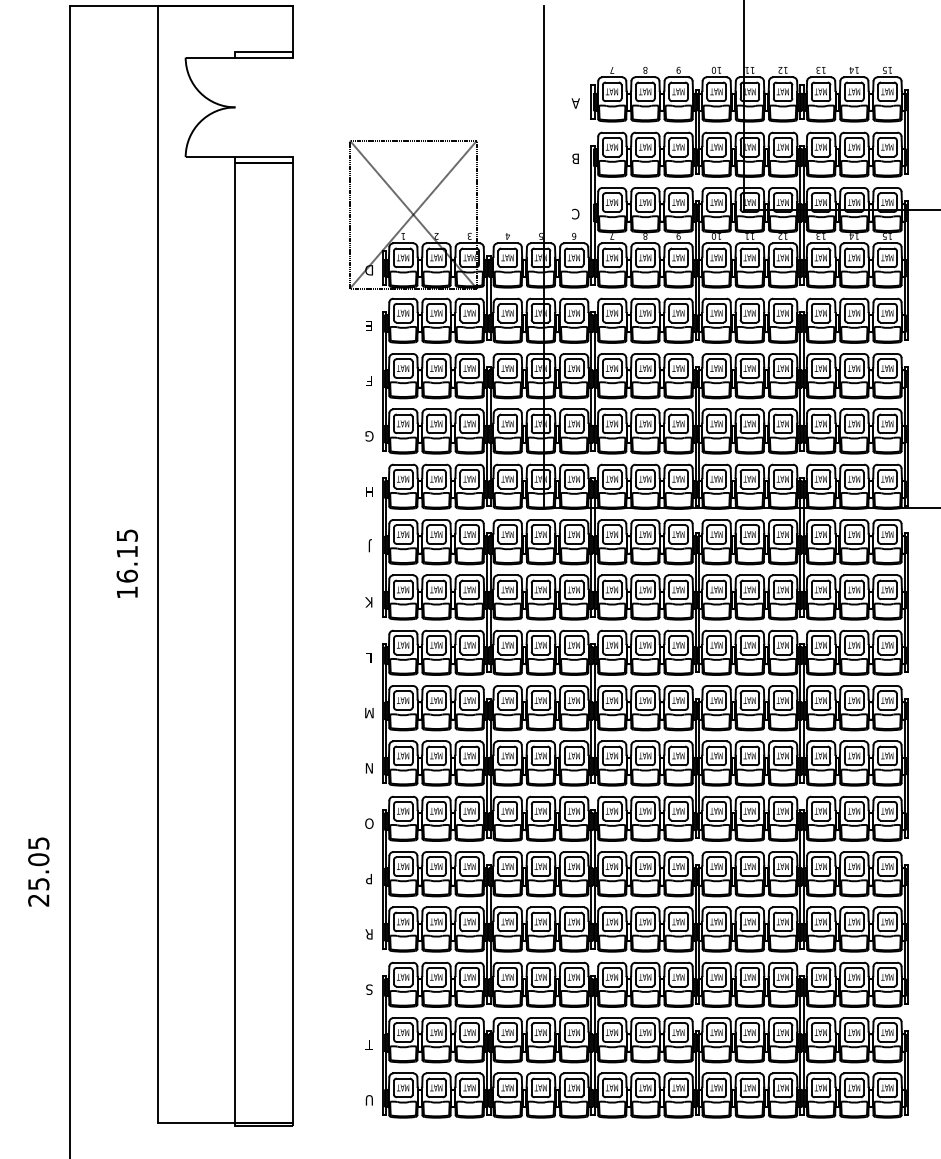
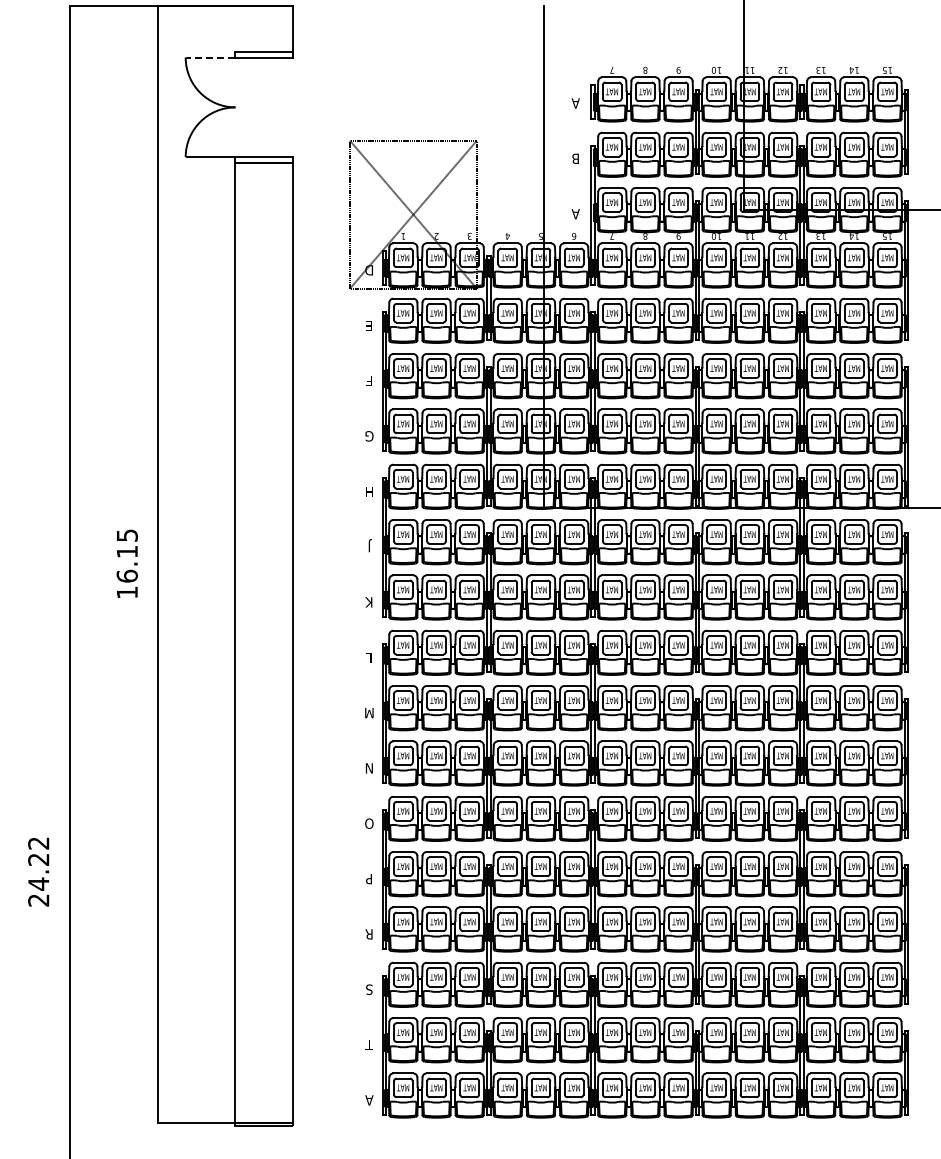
line: solid -> dashed (210, 57)
text: C -> A (575, 213)
text: 25.05 -> 24.22 (38, 863)
text: U -> A (369, 1100)
